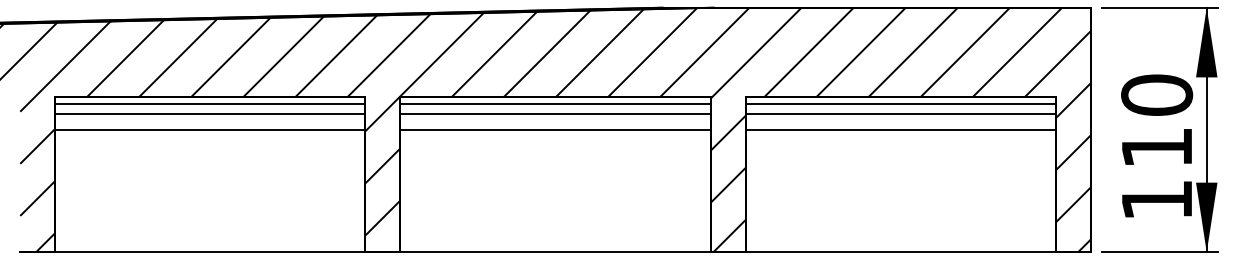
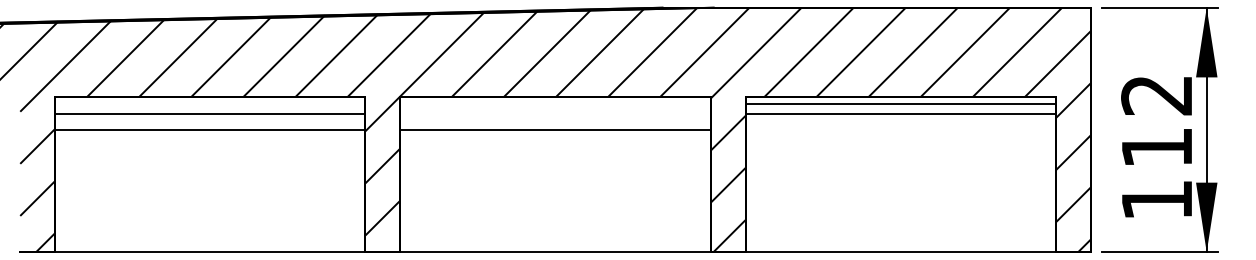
text: 110 -> 112 (1157, 94)
line: present -> none (210, 104)
line: present -> none (555, 104)
line: present -> none (555, 113)
line: present -> none (900, 129)
